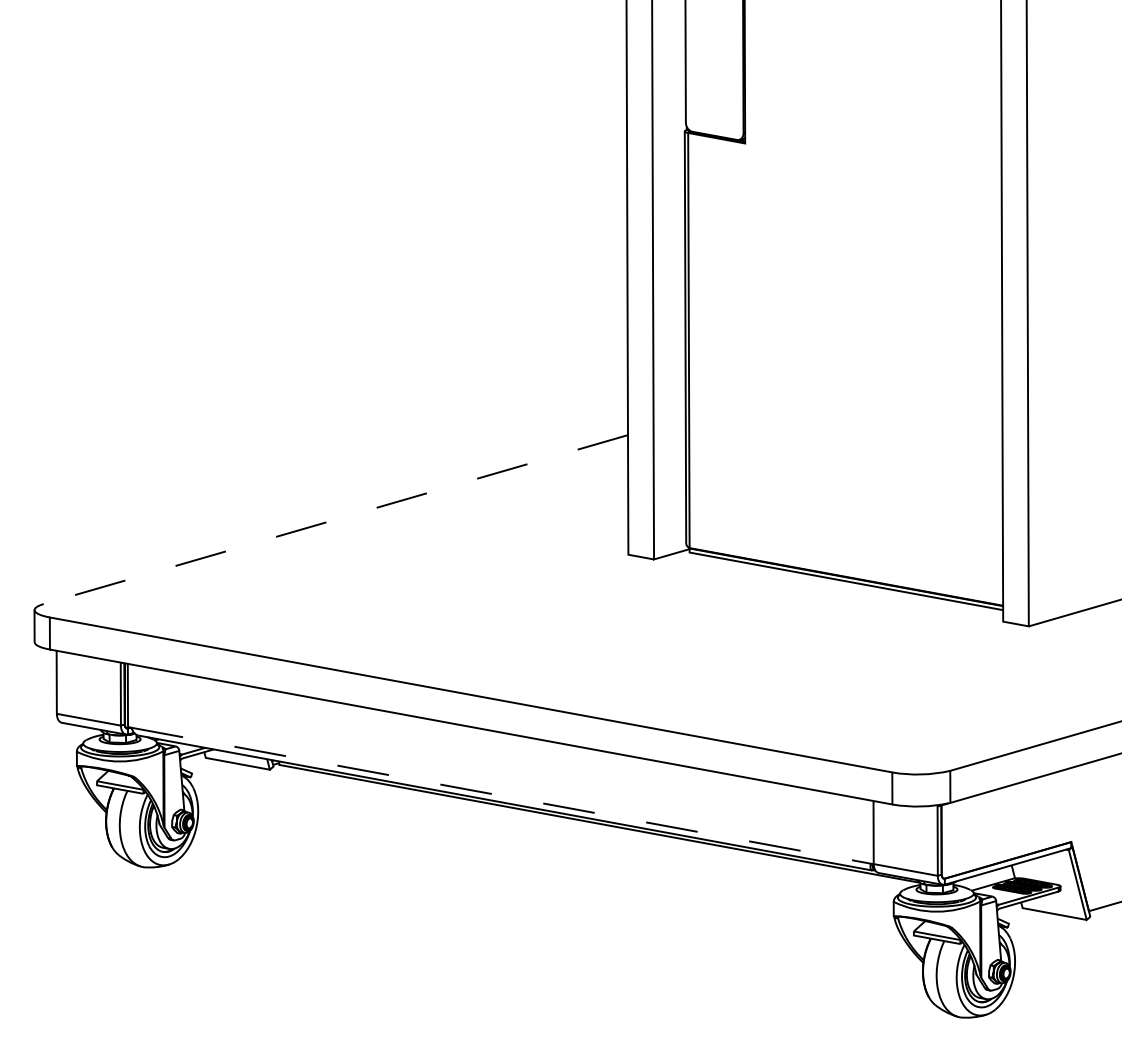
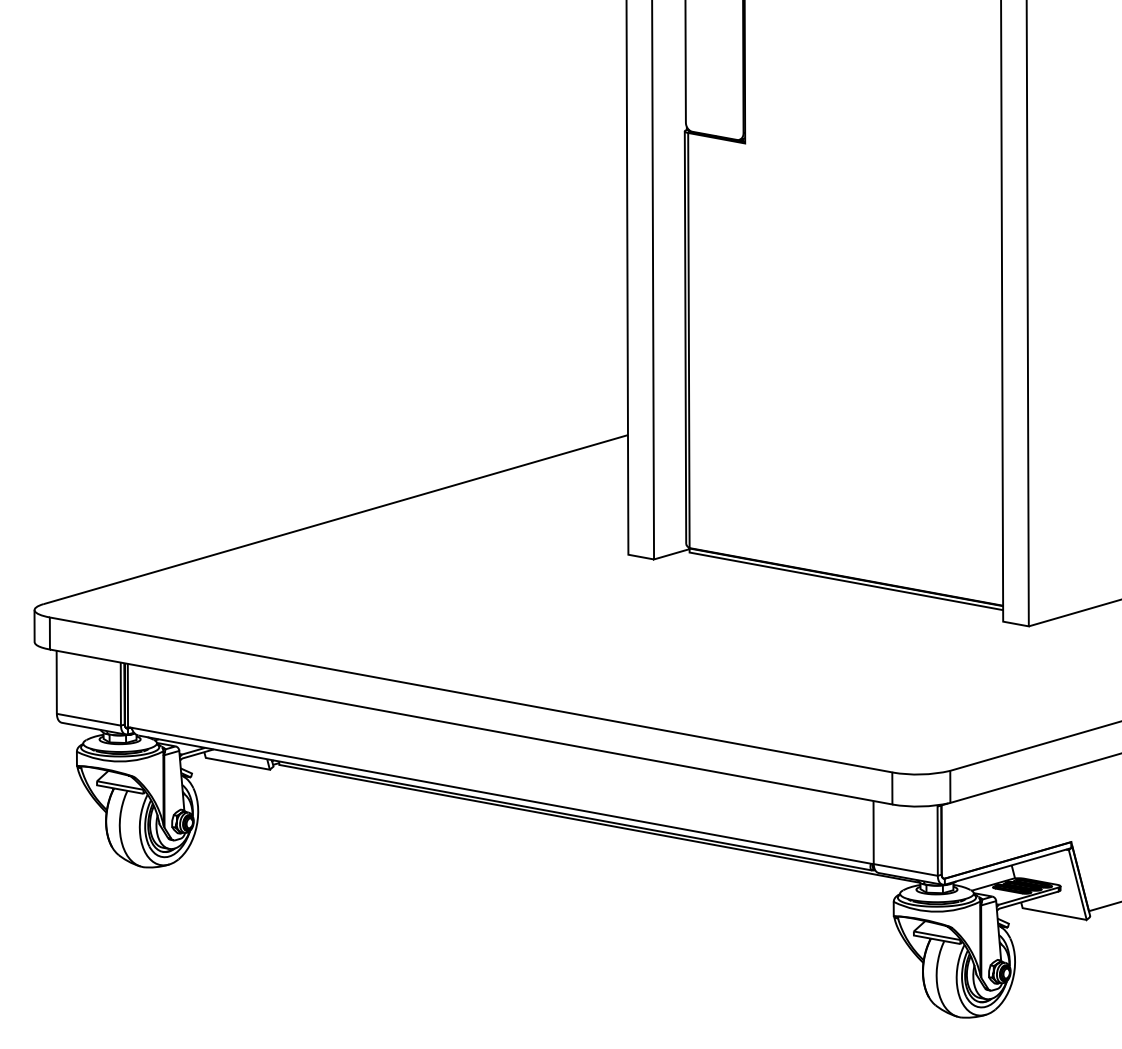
line: dashed -> solid (335, 519)
line: dashed -> solid (503, 796)
